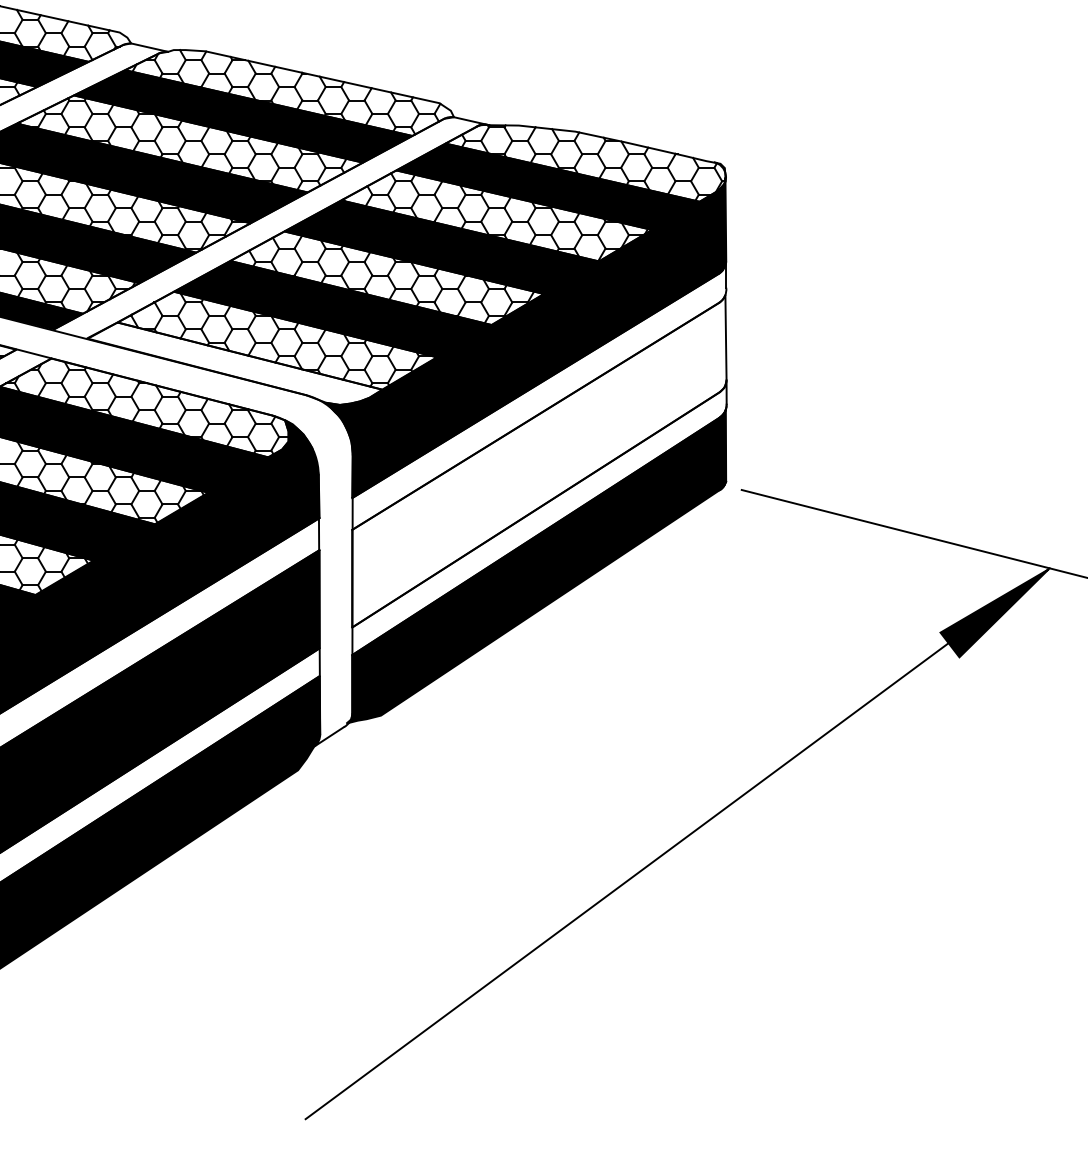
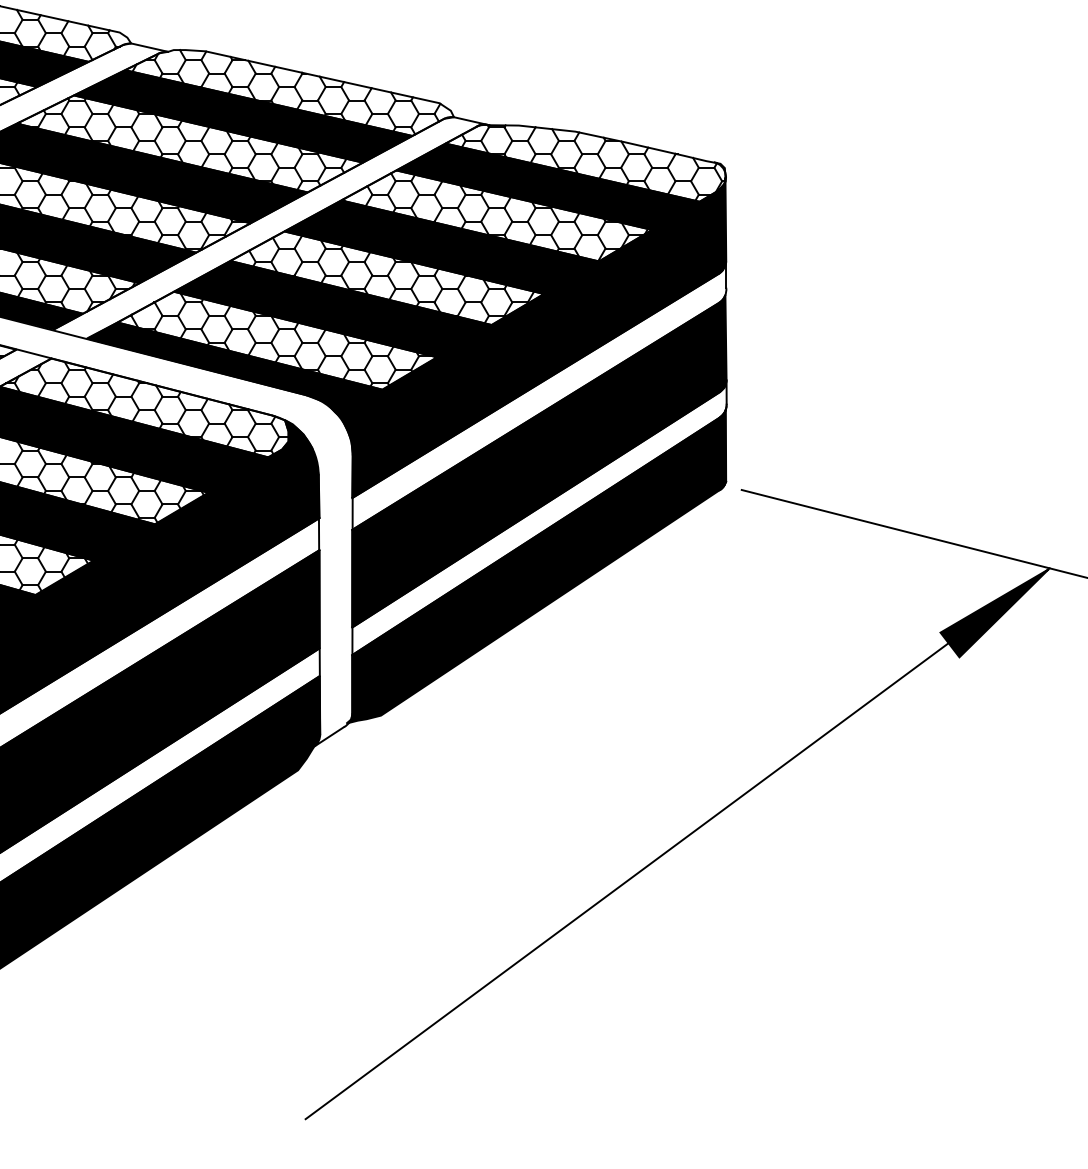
fill: none -> present (234, 363)
fill: none -> present (539, 460)
